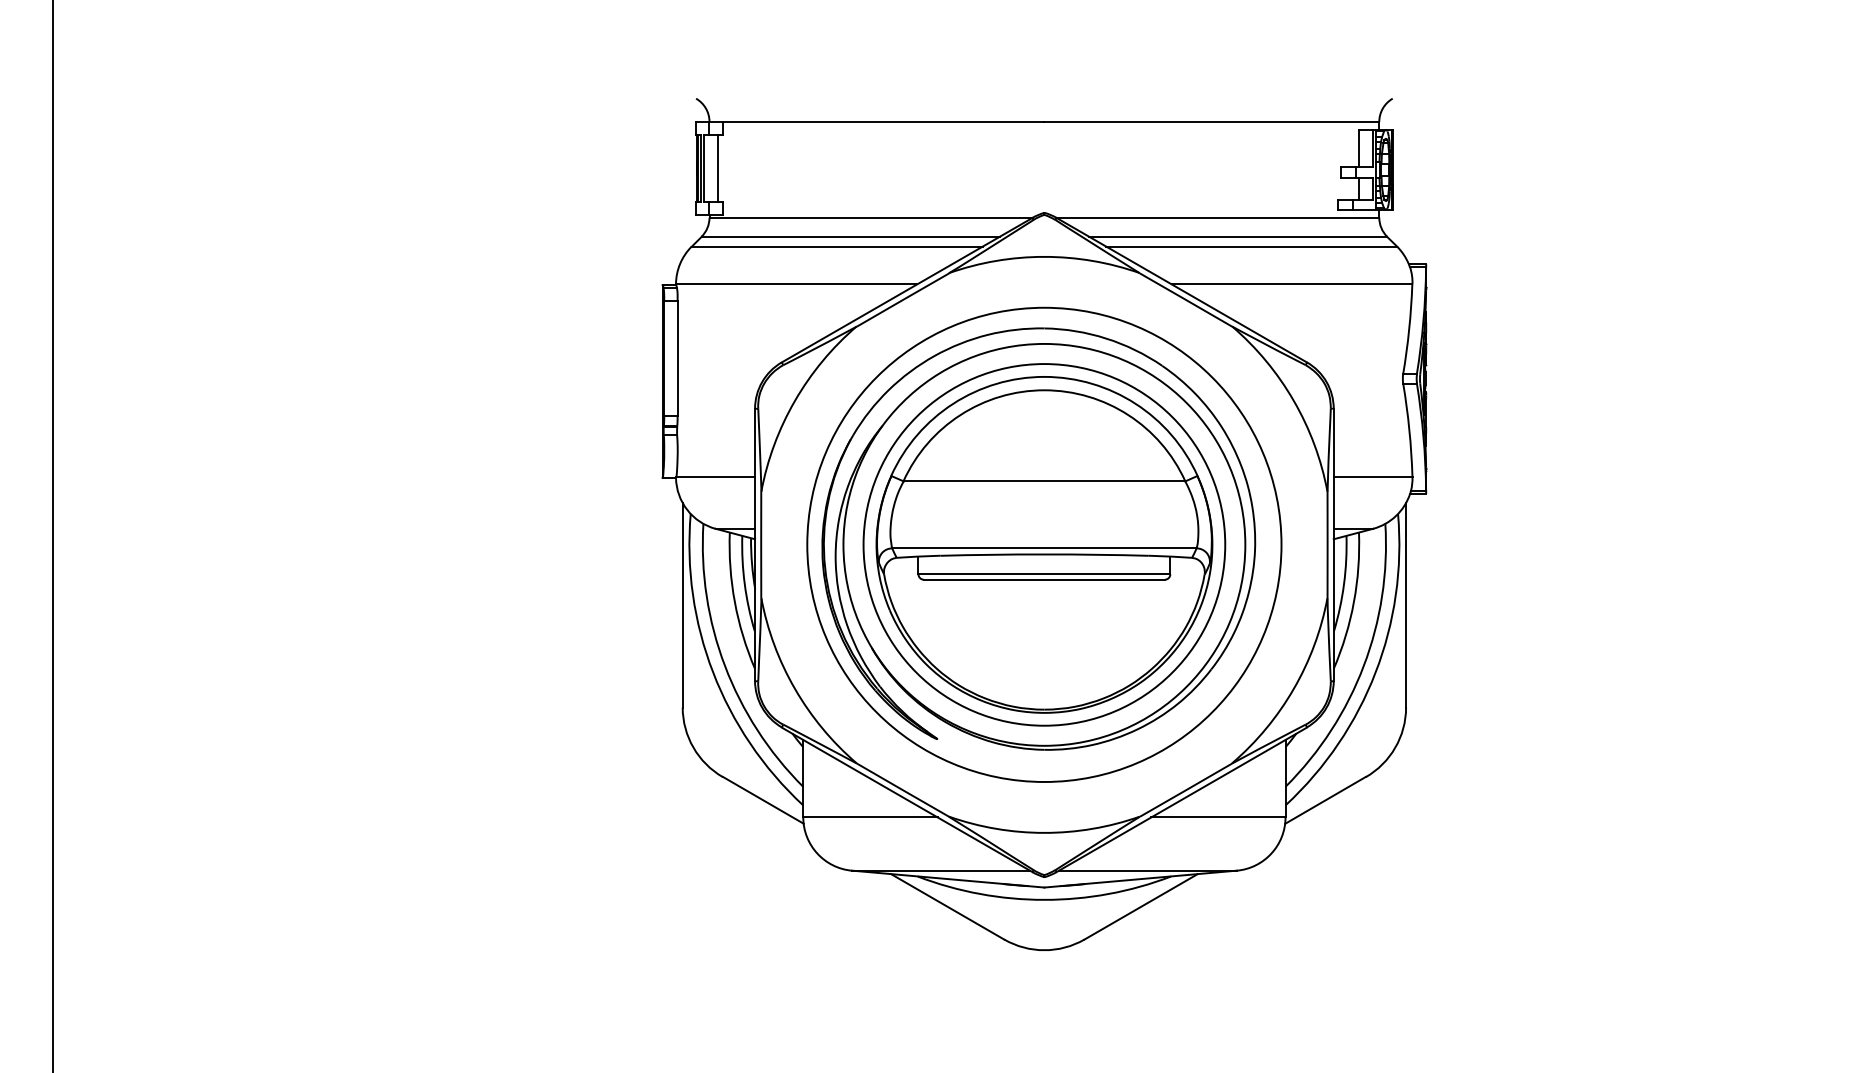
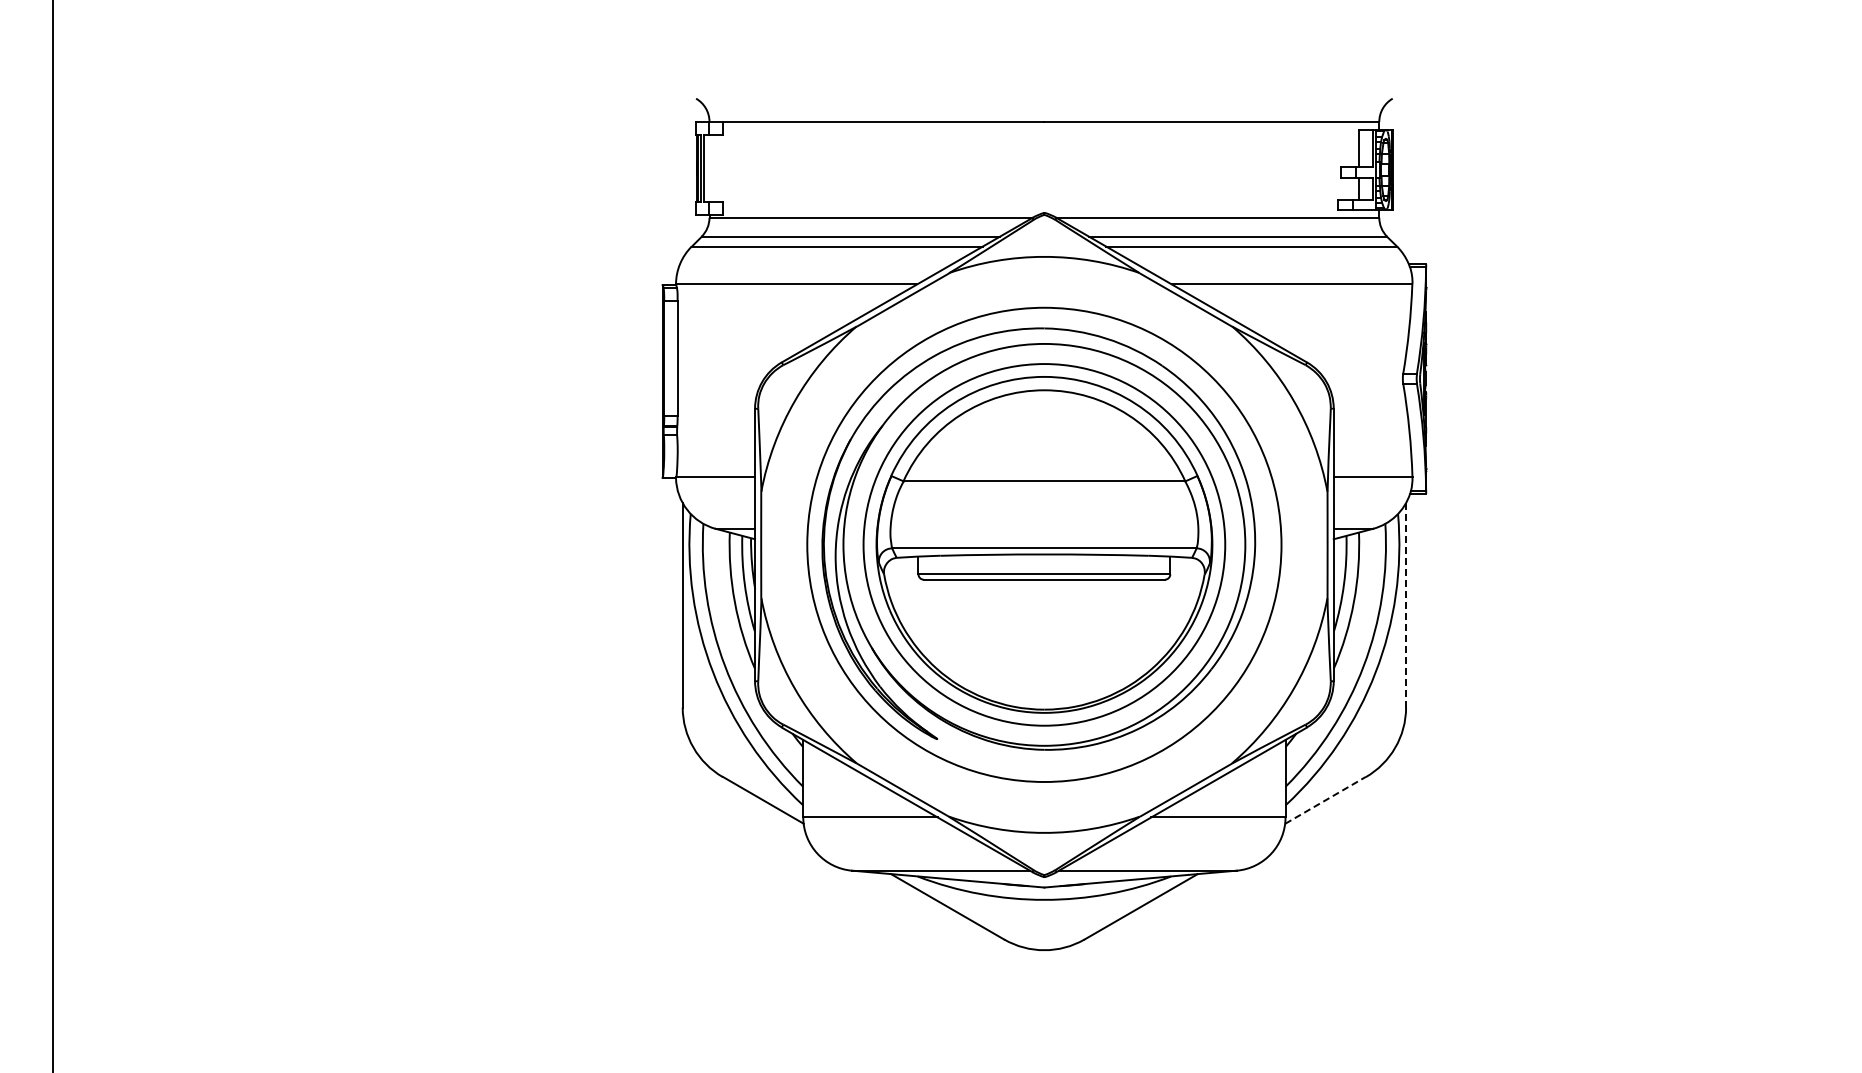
line: present -> none (717, 167)
line: solid -> dashed (1406, 604)
line: solid -> dashed (1325, 800)
